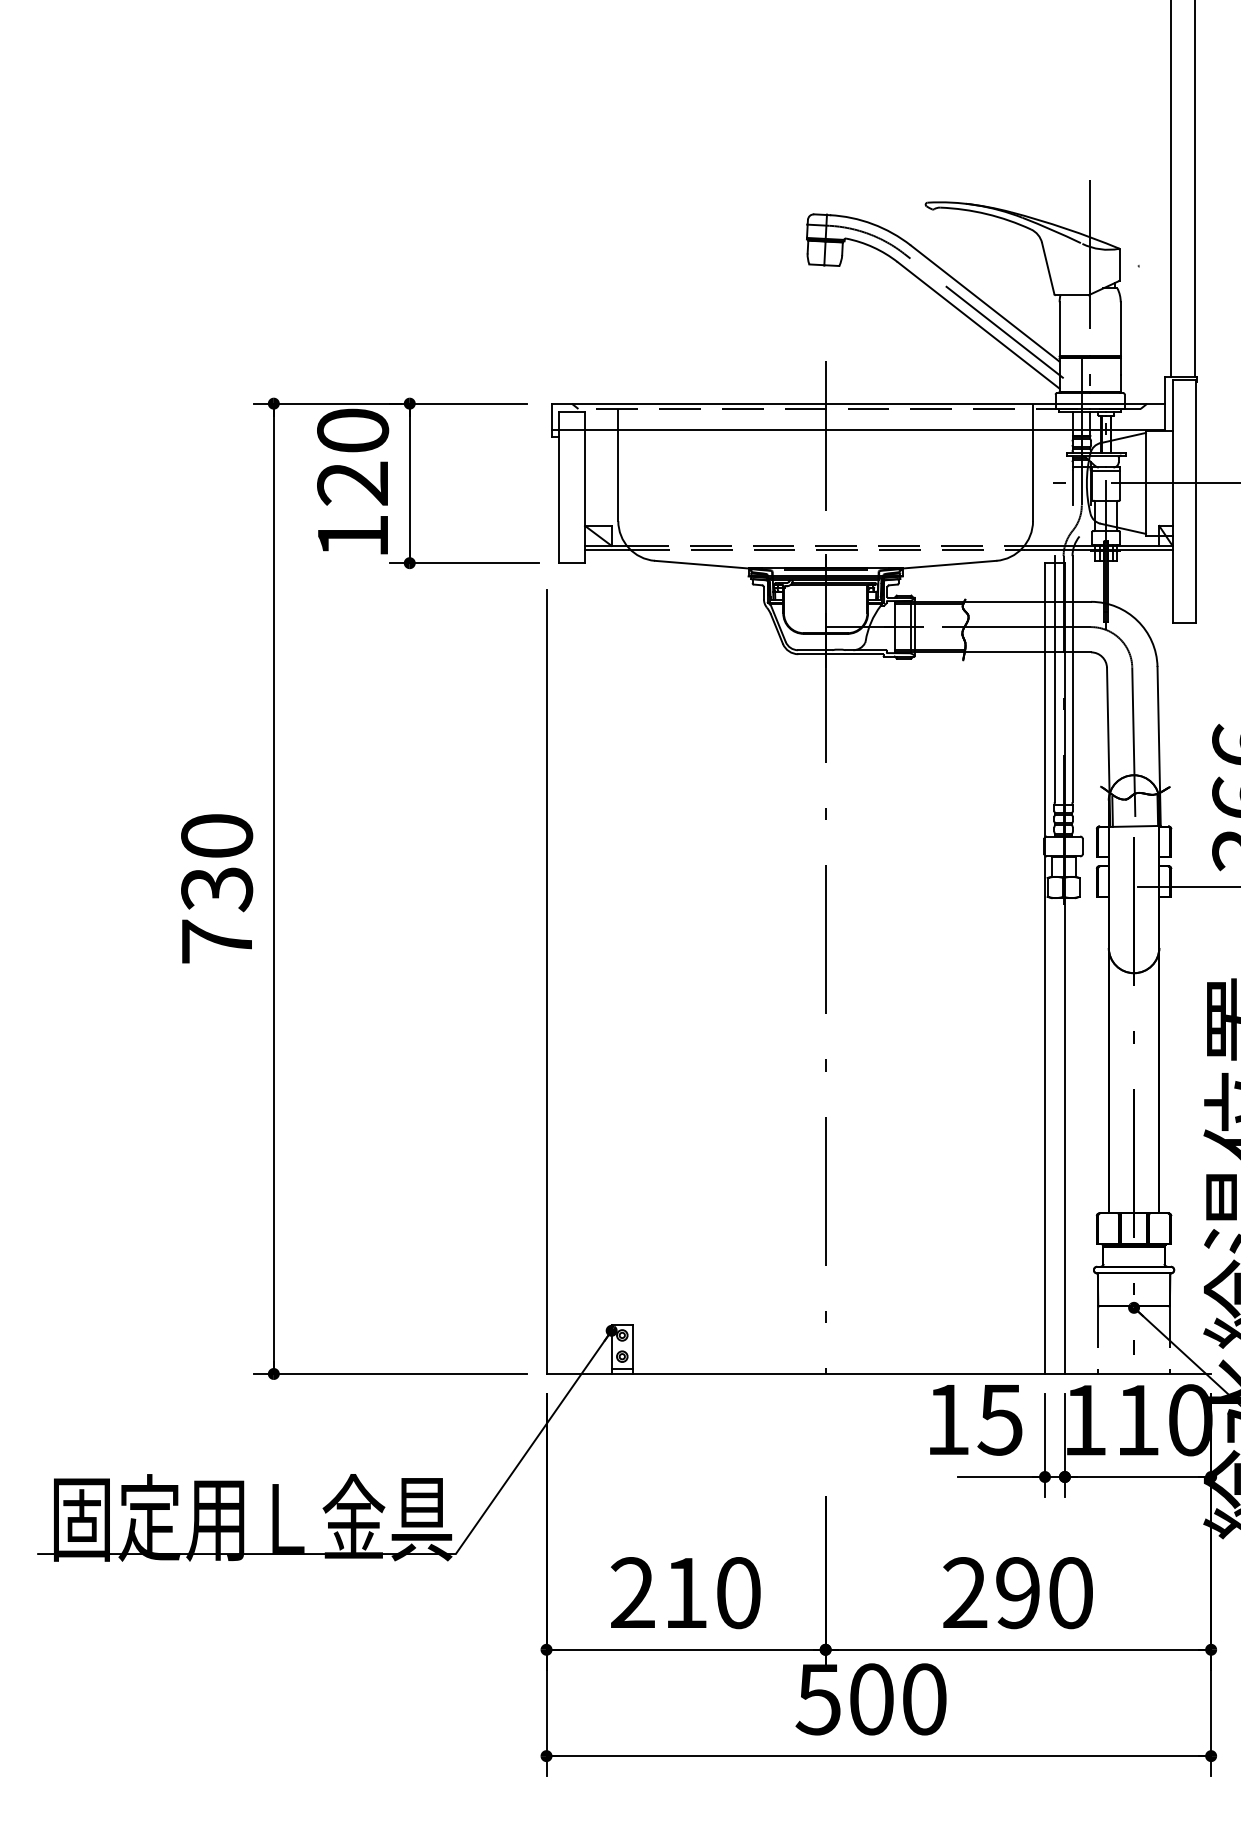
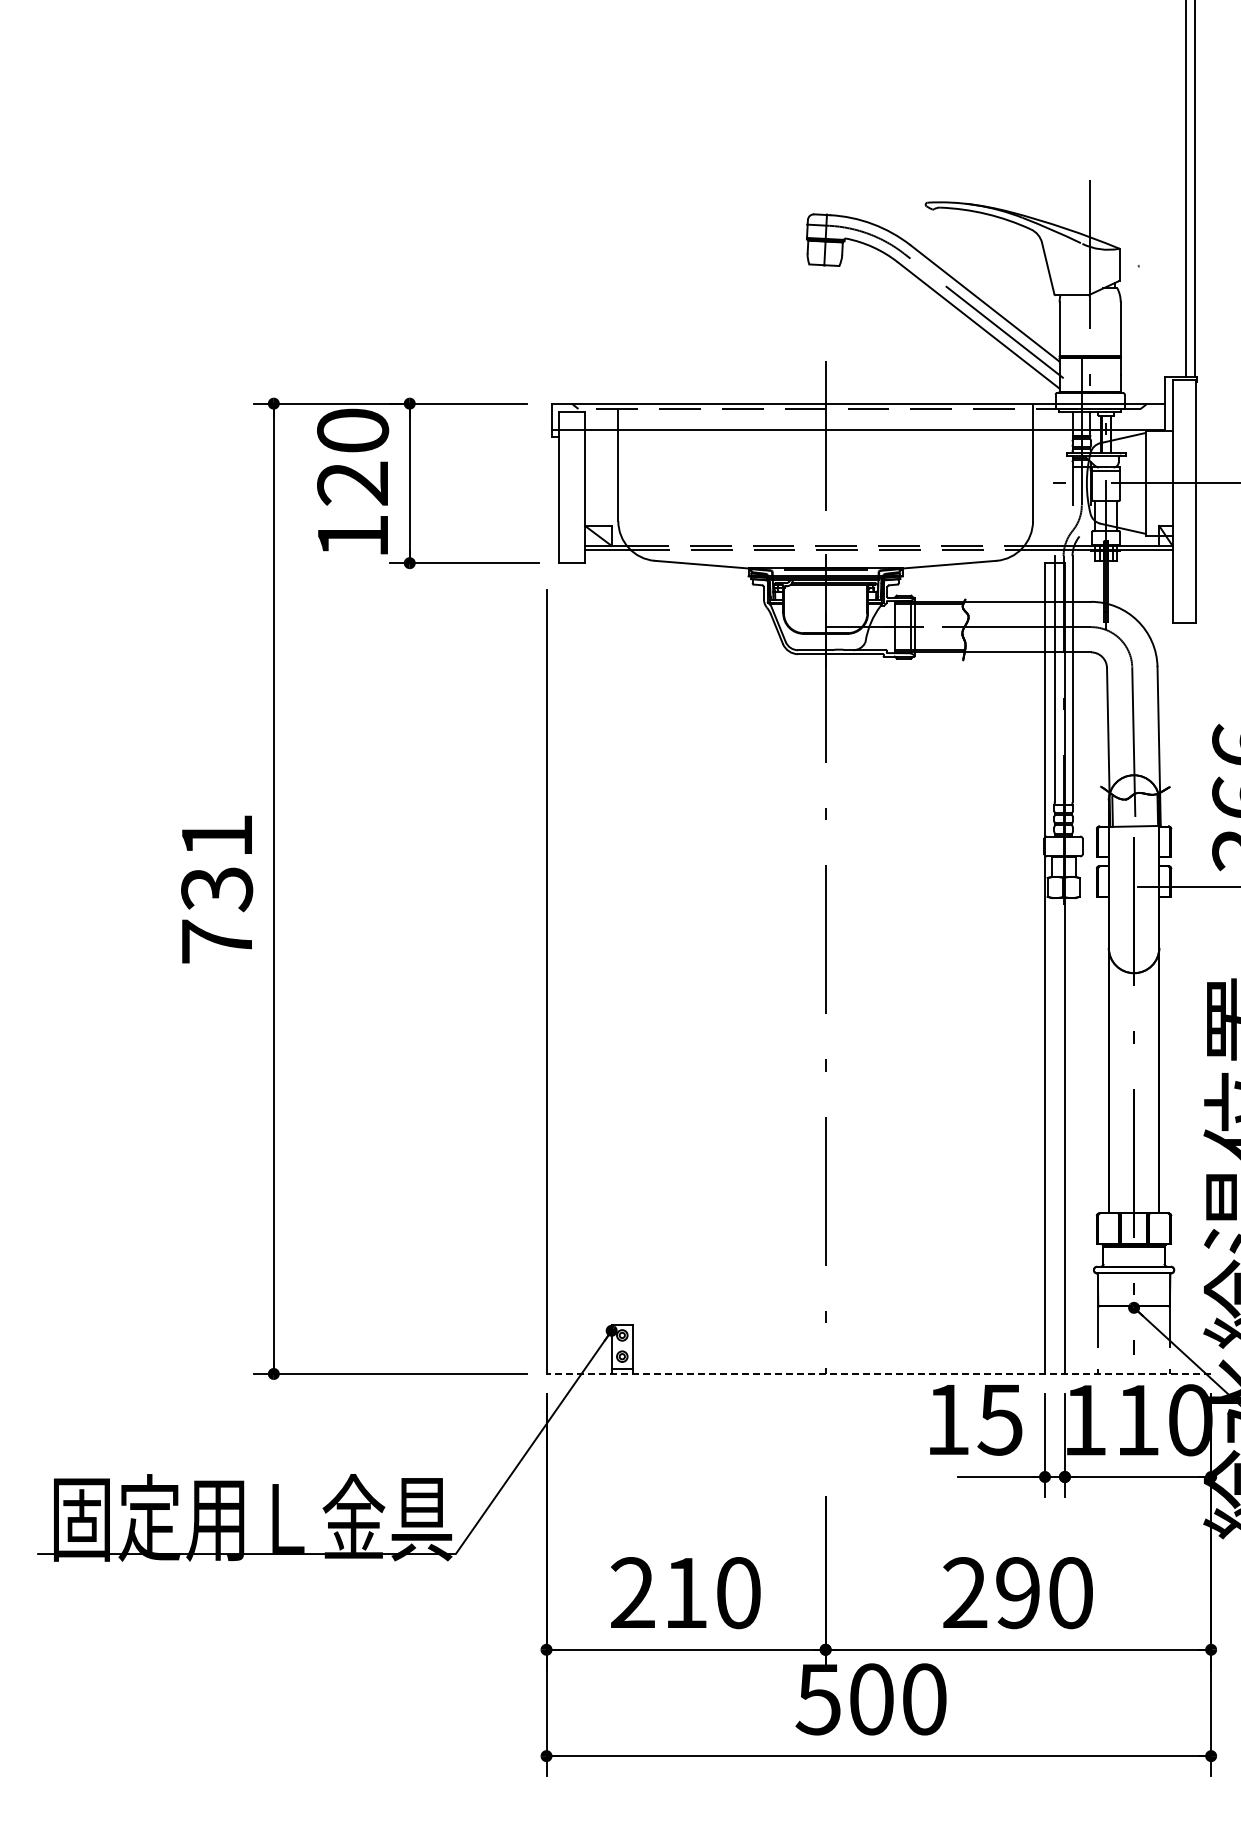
line position: (1171, 189) -> (1186, 189) (1186, 189)
text: 730 -> 731 (217, 835)
line: solid -> dashed (878, 1373)
